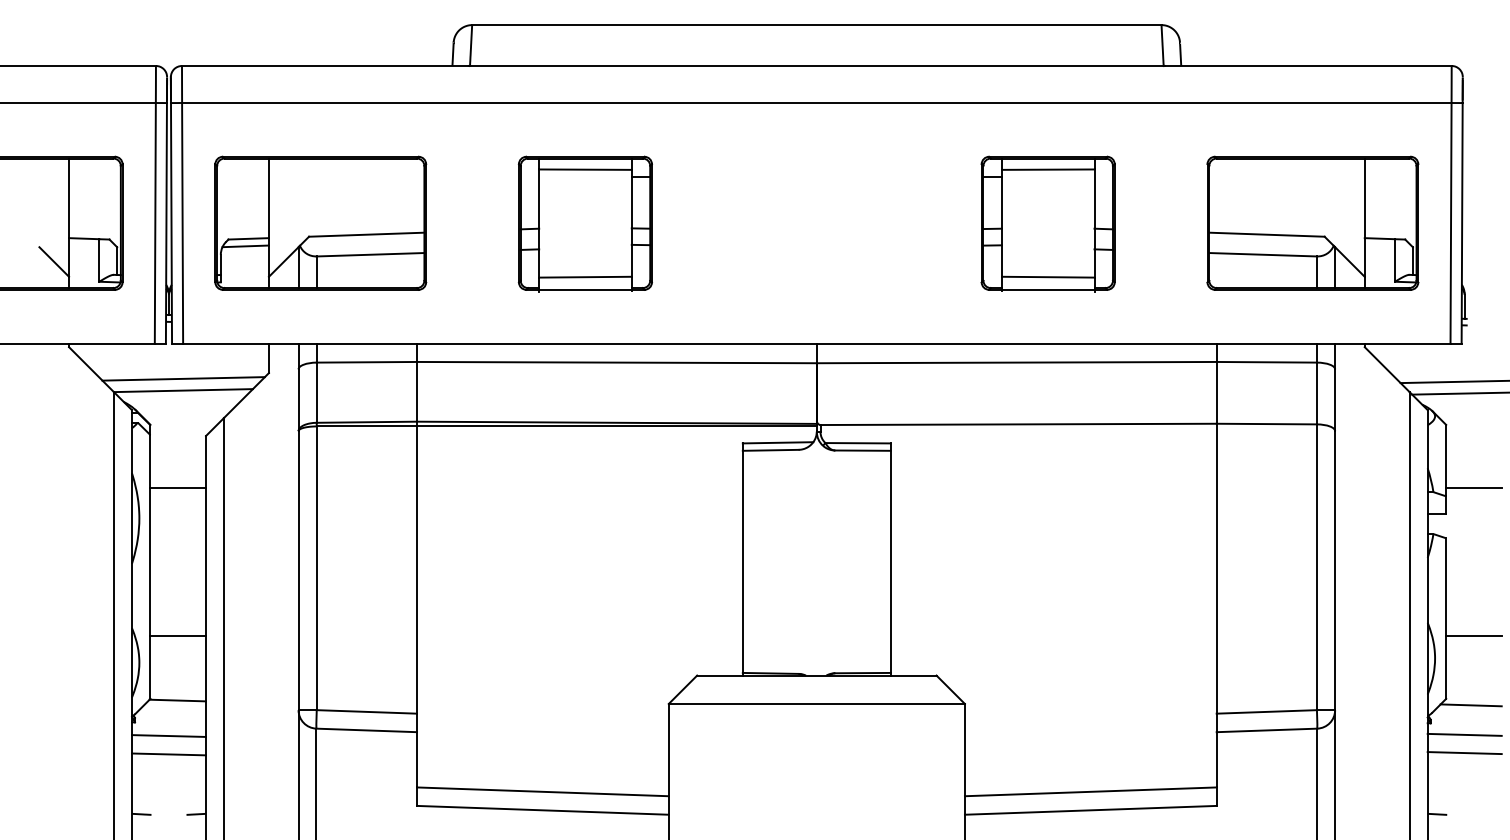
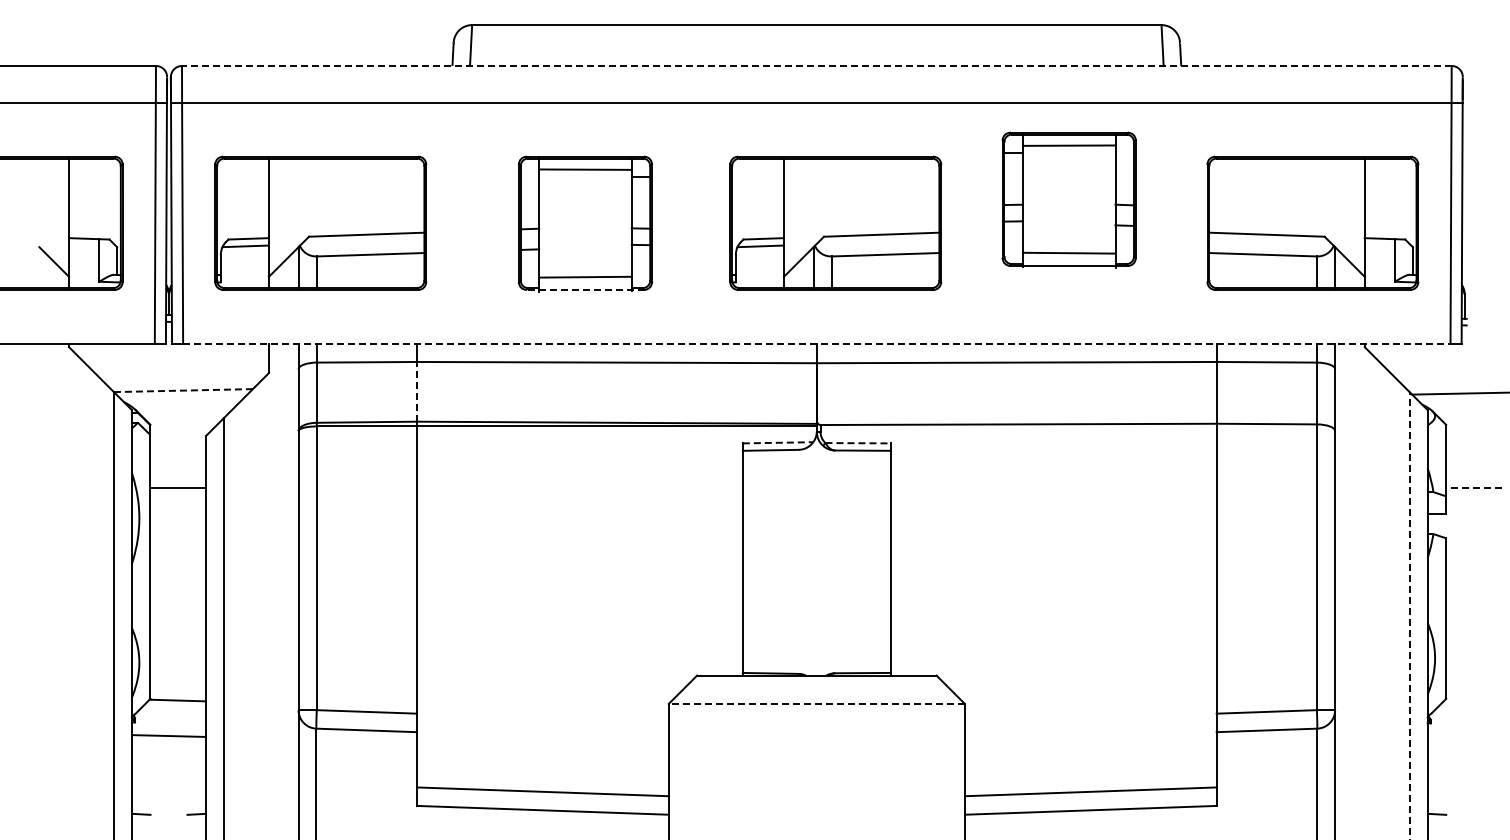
line: solid -> dashed (816, 66)
part: none -> present (835, 222)
part position: (1047, 223) -> (1068, 199) (1068, 199)
line: solid -> dashed (584, 289)
line: solid -> dashed (816, 343)
line: present -> none (183, 378)
line: present -> none (1453, 381)
line: solid -> dashed (182, 390)
line: solid -> dashed (417, 391)
line: solid -> dashed (778, 442)
line: solid -> dashed (858, 443)
line: solid -> dashed (1473, 487)
line: solid -> dashed (1409, 616)
line: present -> none (178, 635)
line: present -> none (1473, 635)
line: solid -> dashed (816, 703)
line: present -> none (1470, 705)
line: present -> none (1464, 734)
line: present -> none (1464, 753)
line: present -> none (168, 754)
